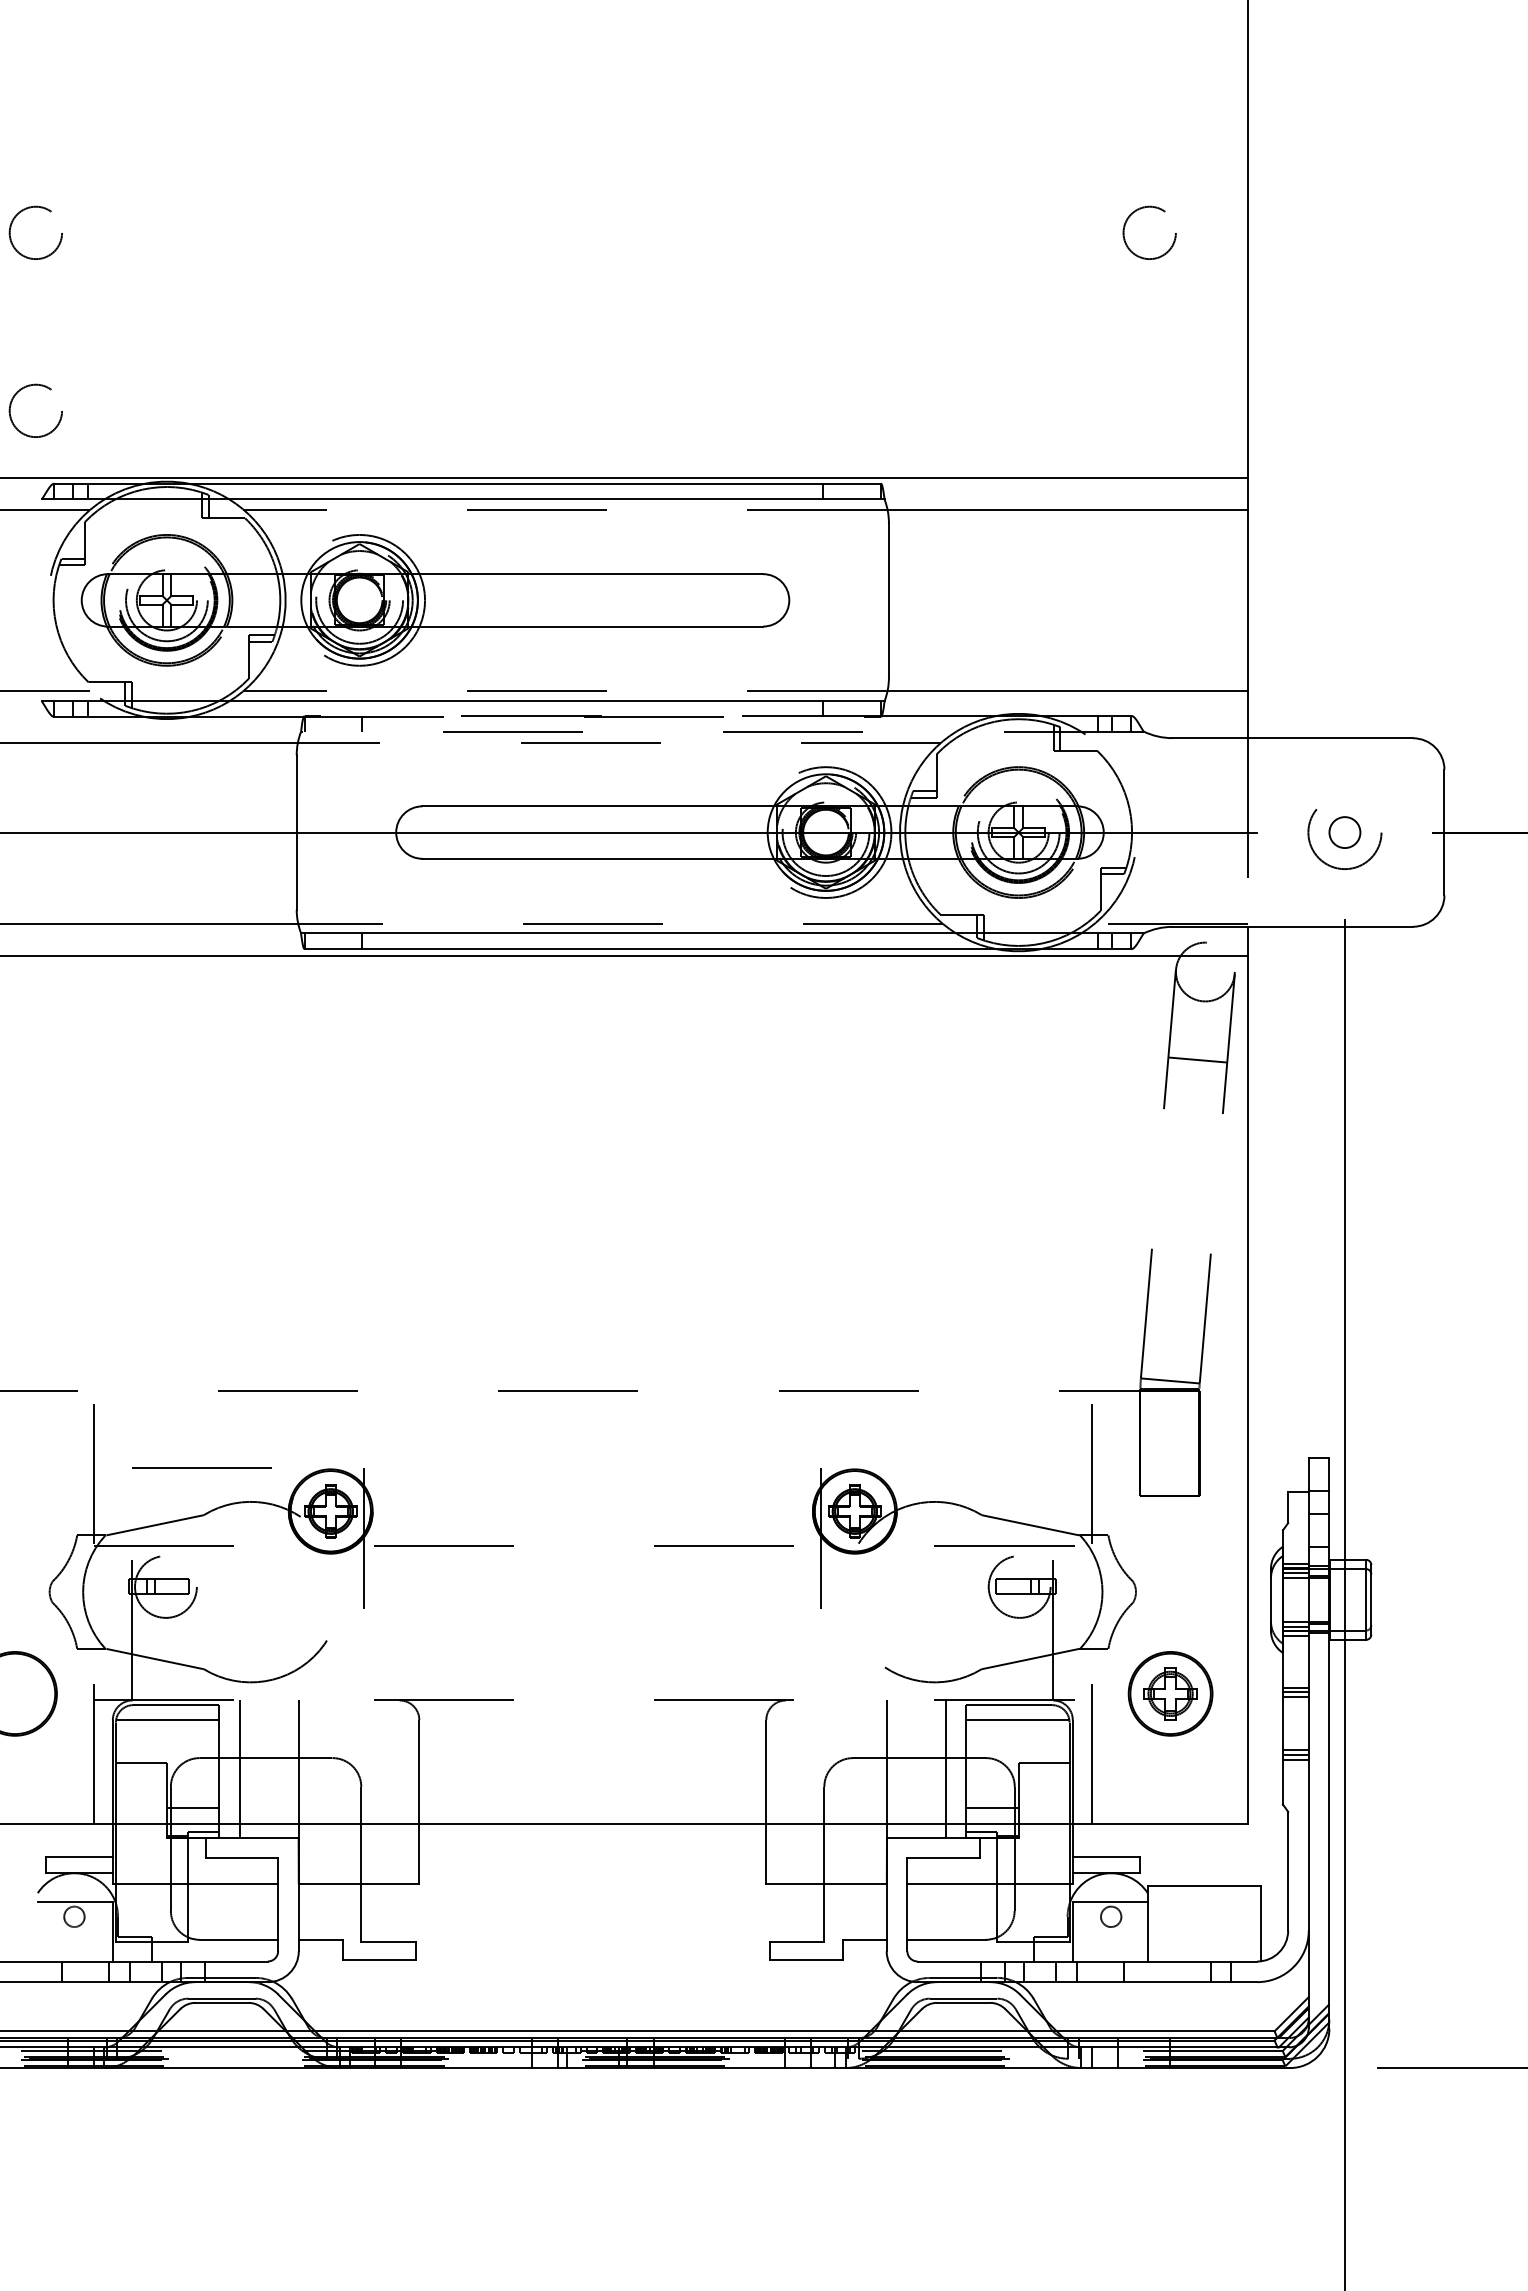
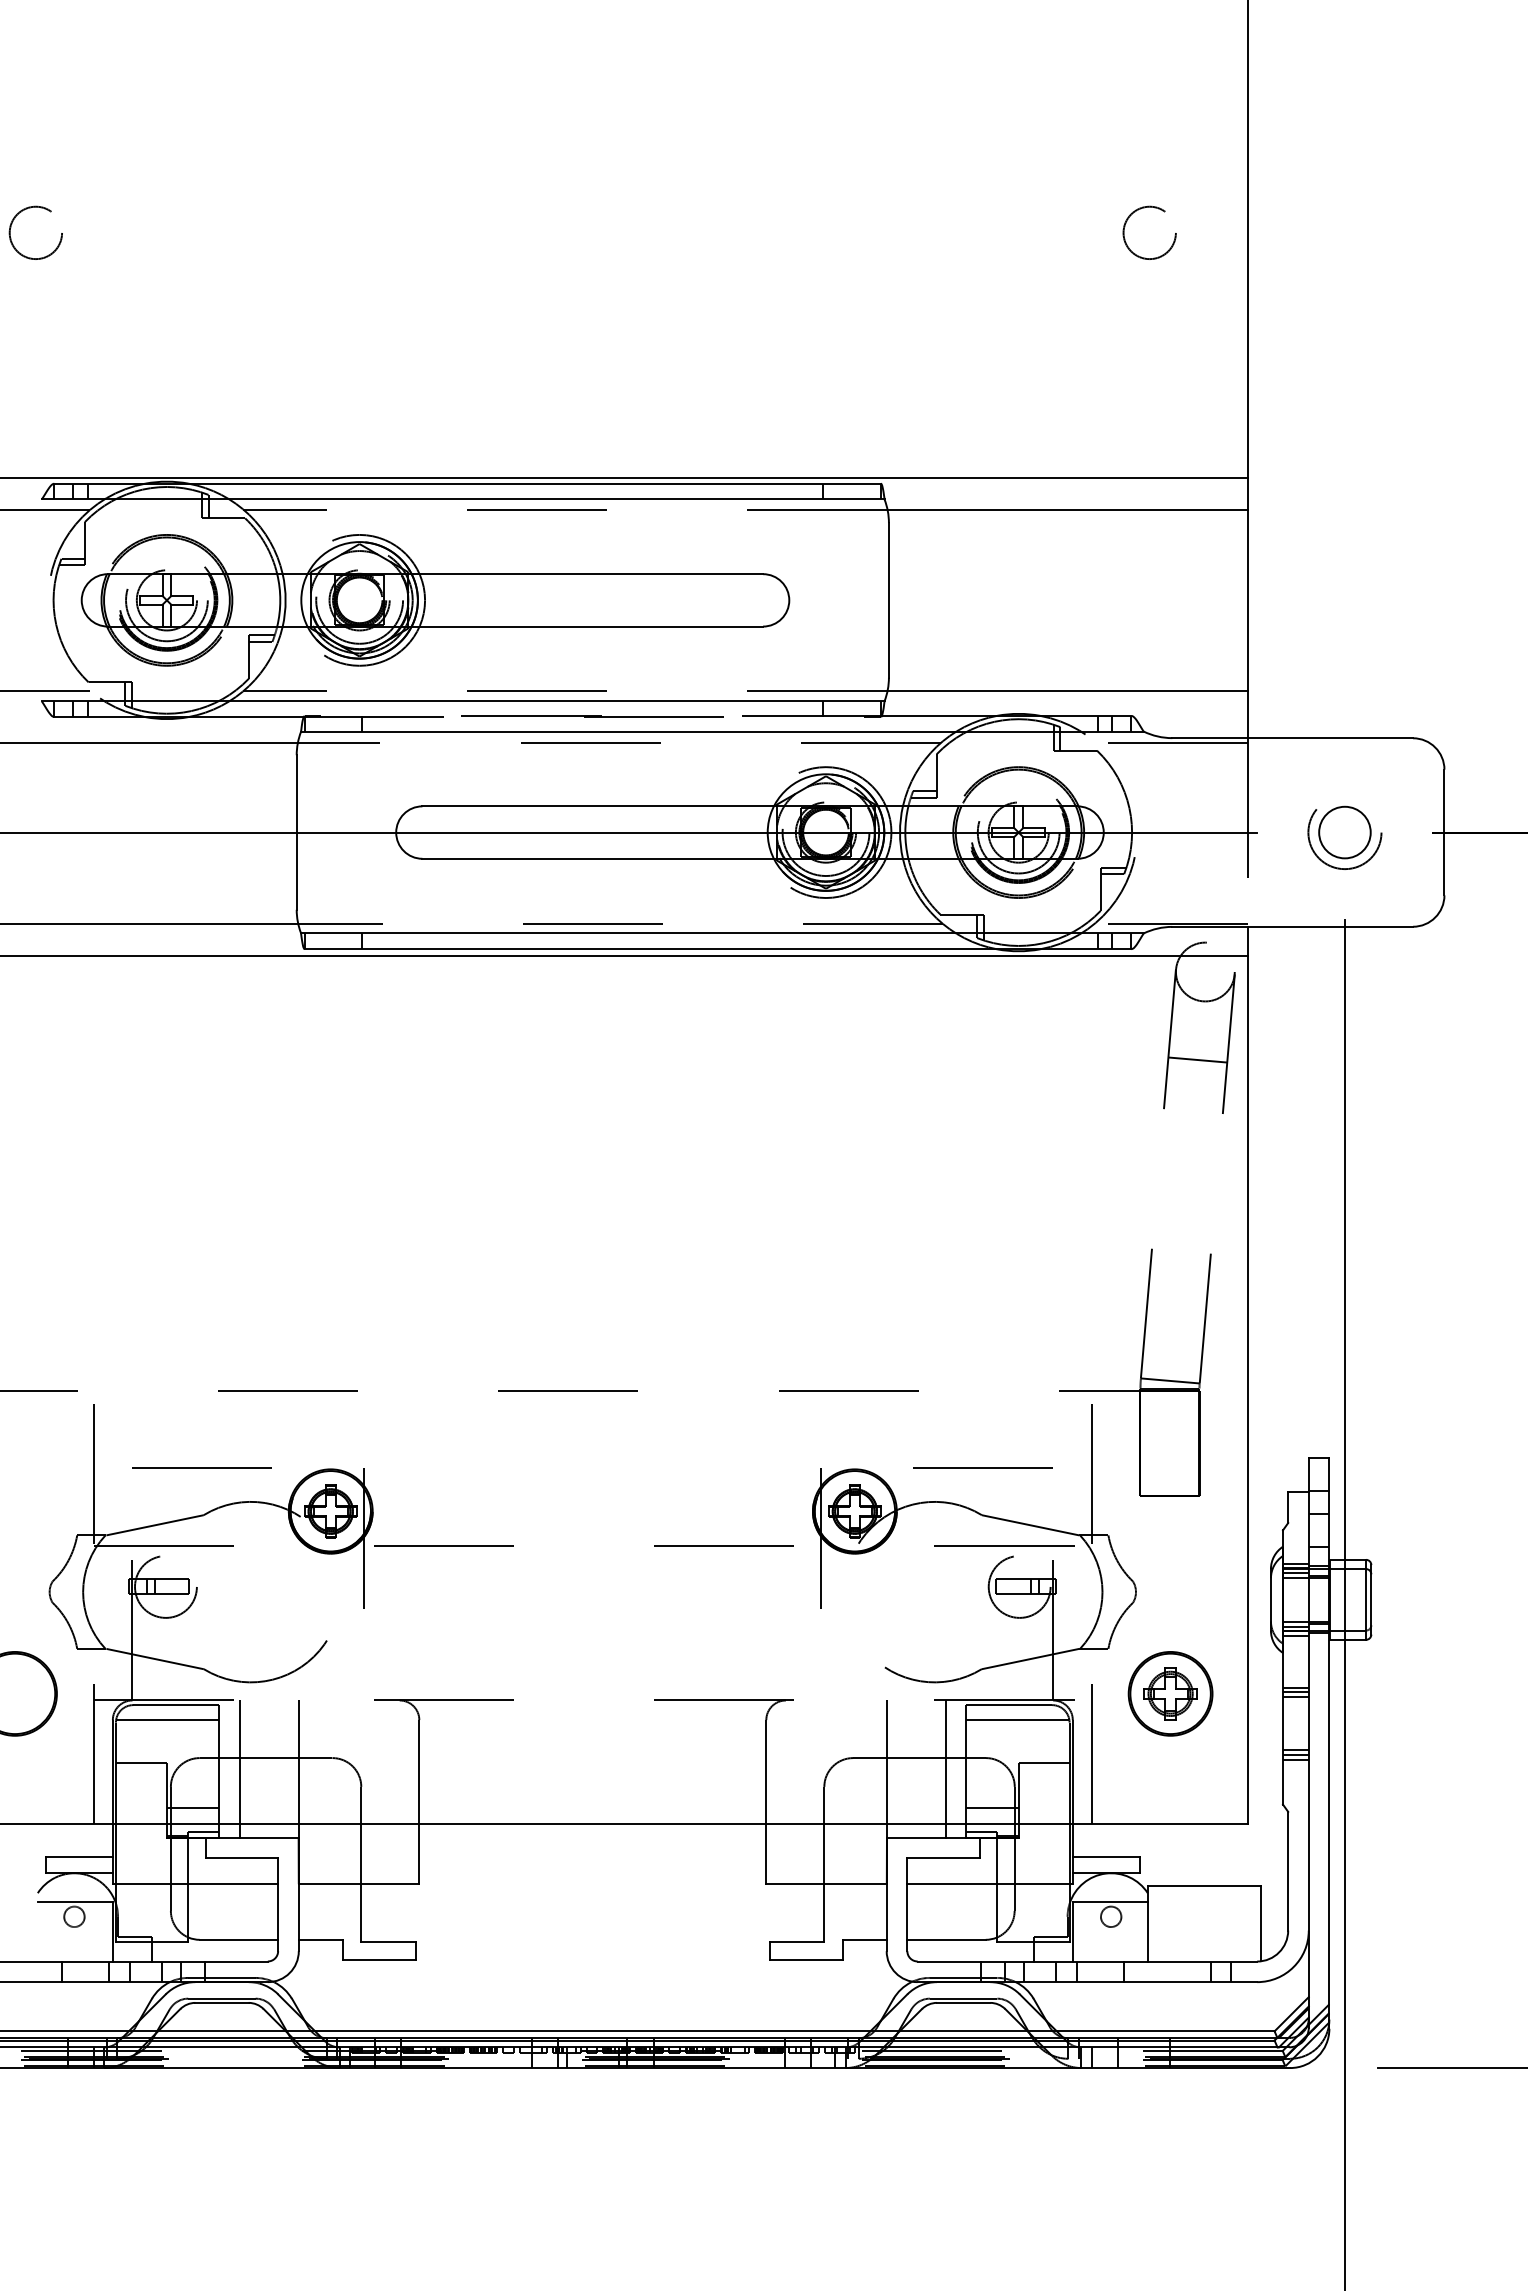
circle: present -> none (35, 410)
line: dashed -> solid (721, 731)
line: none -> present (1171, 742)
circle diameter: 31 px -> 52 px (1344, 832)
line: none -> present (982, 1467)
